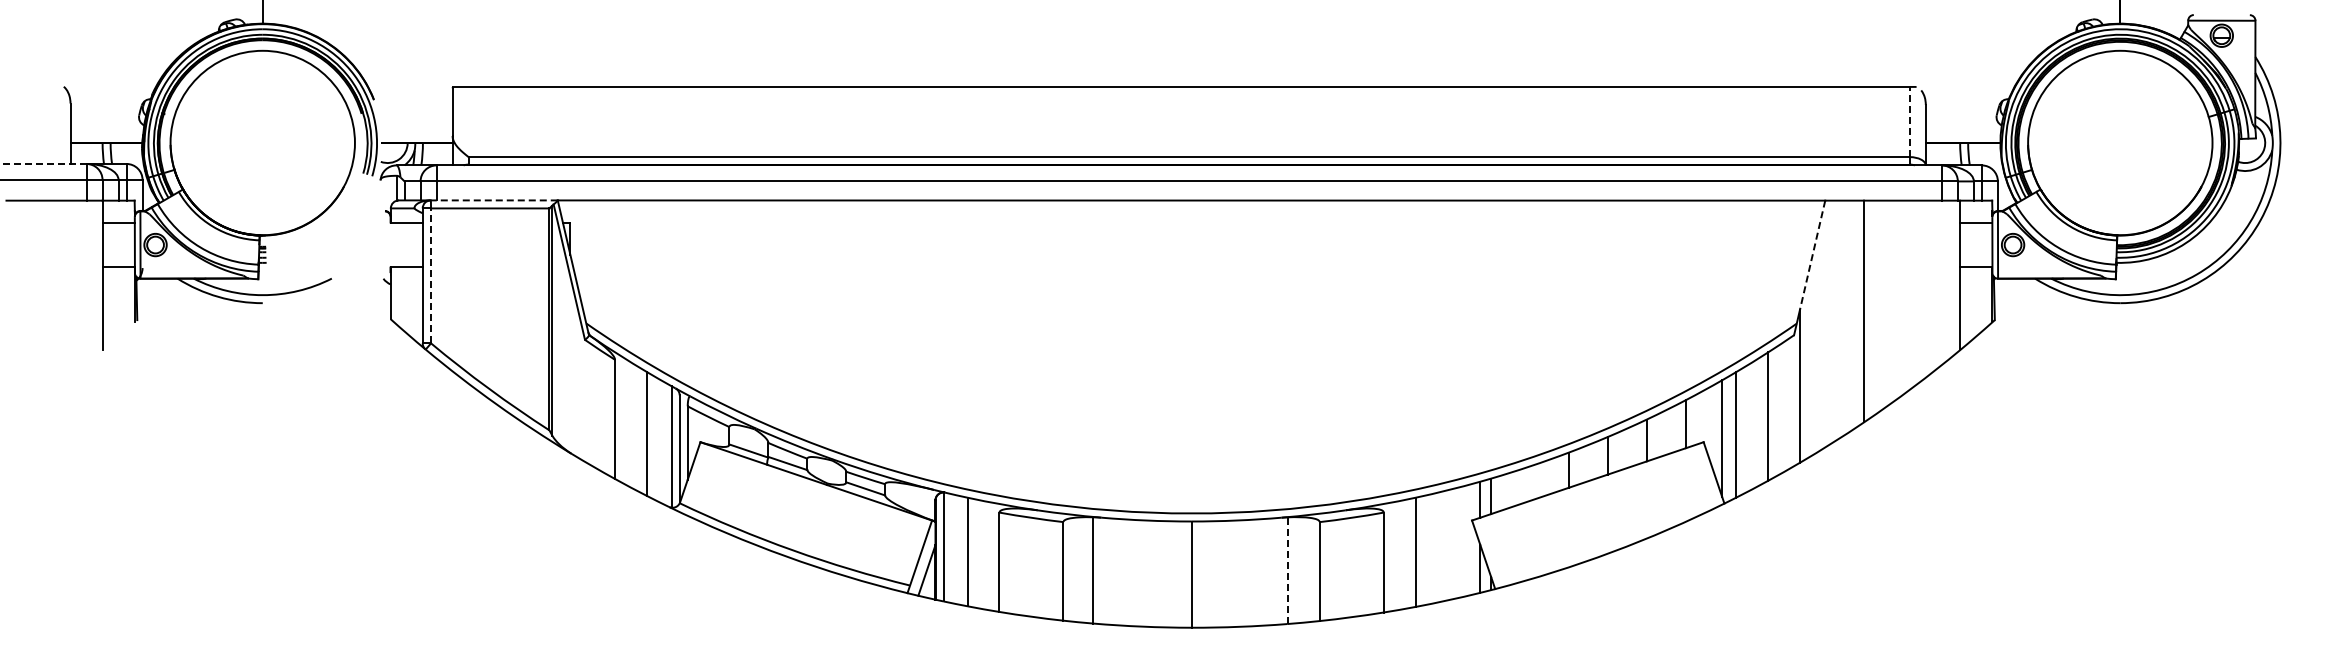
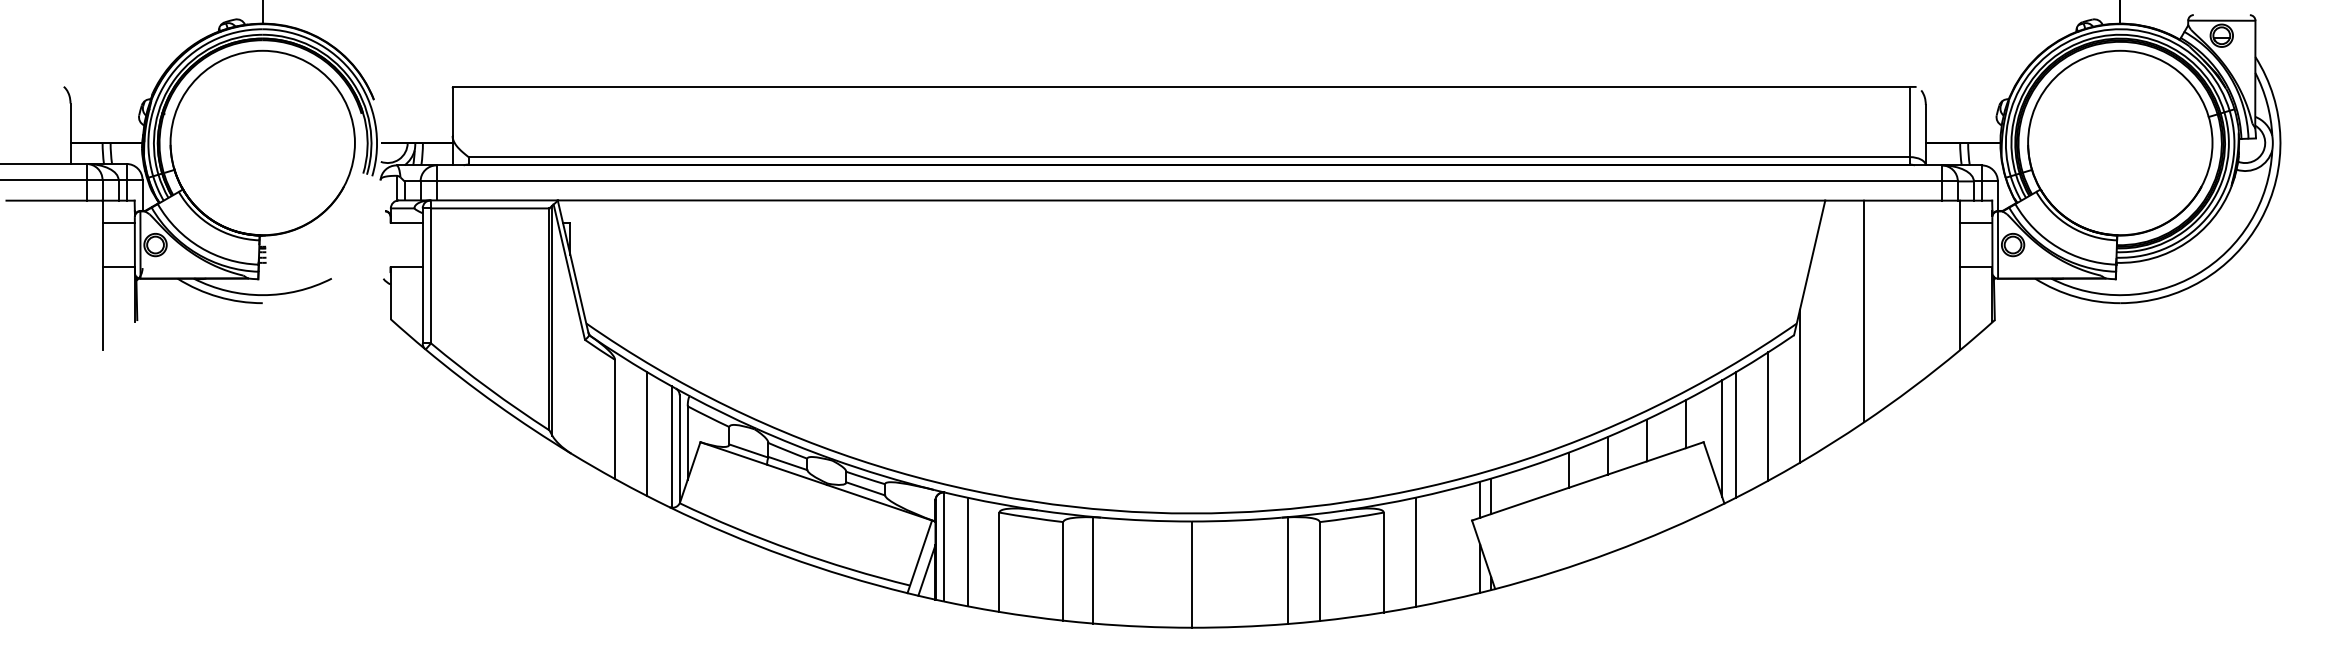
line: dashed -> solid (1909, 121)
line: dashed -> solid (43, 163)
line: dashed -> solid (494, 200)
line: dashed -> solid (1812, 255)
line: dashed -> solid (431, 275)
line: dashed -> solid (1287, 570)
